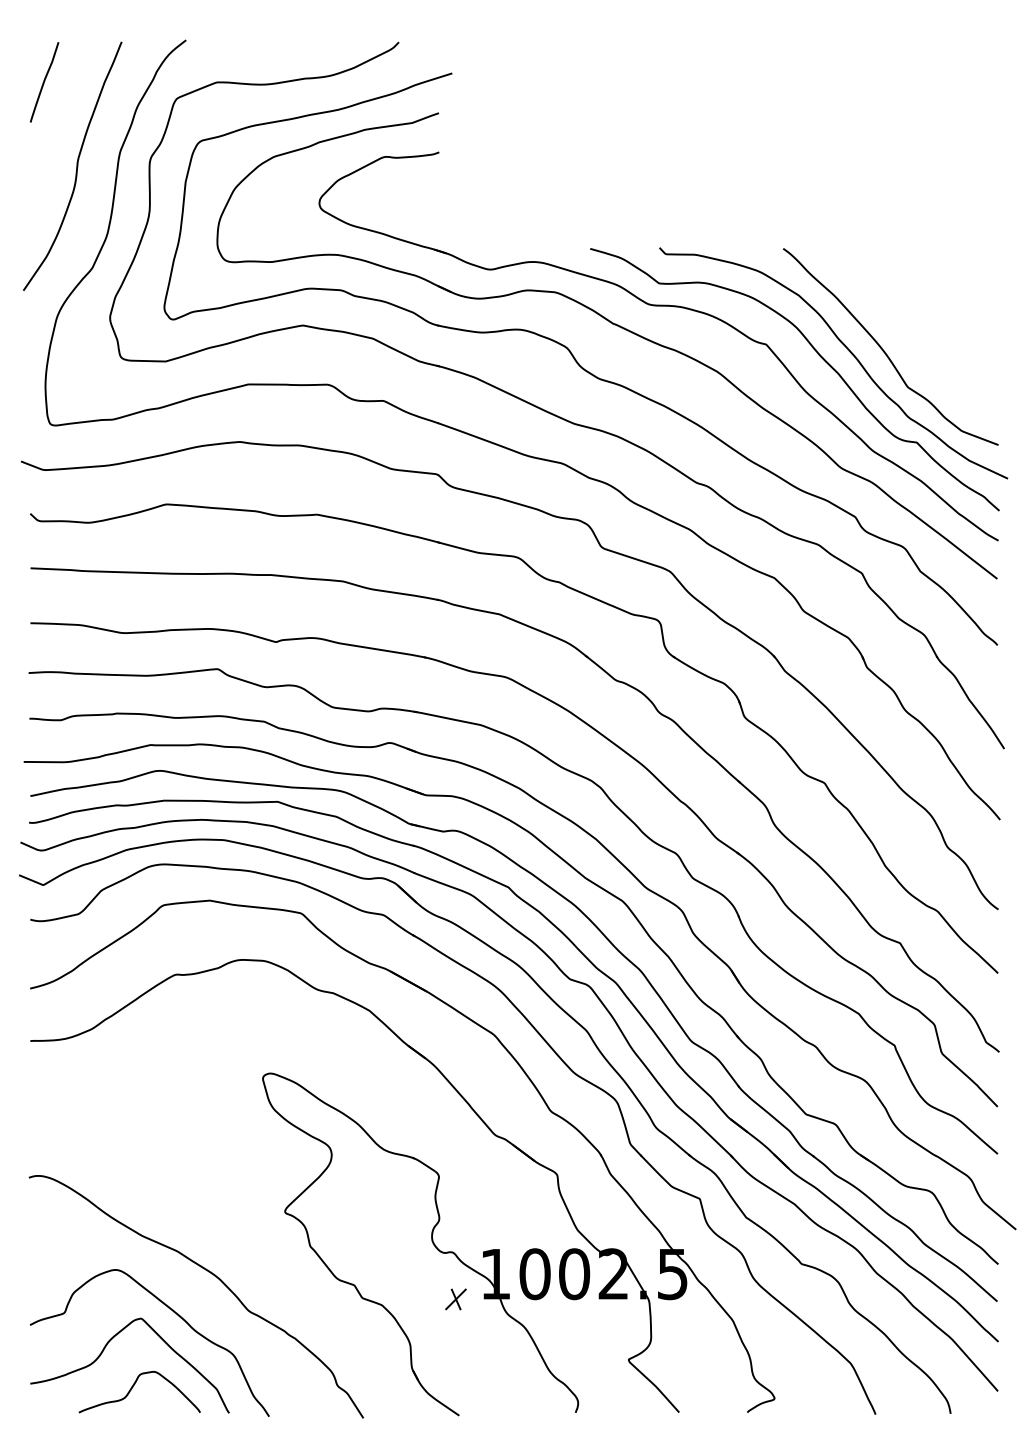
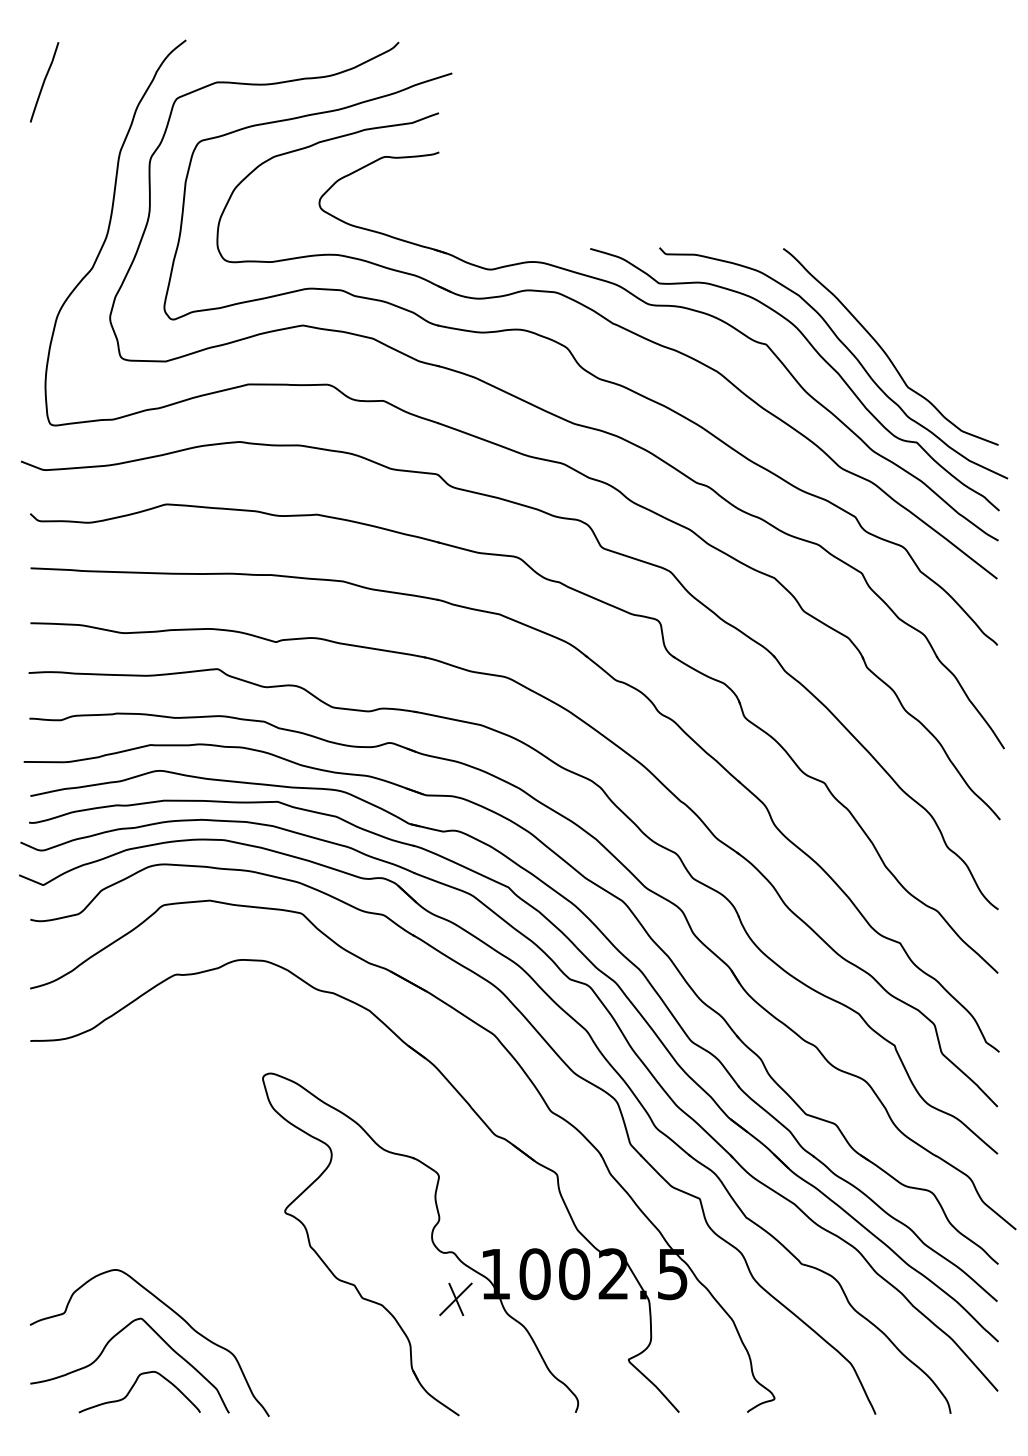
curve: present -> none (76, 165)
curve: present -> none (211, 1274)
part size: 22x23 px -> 34x35 px (455, 1299)
